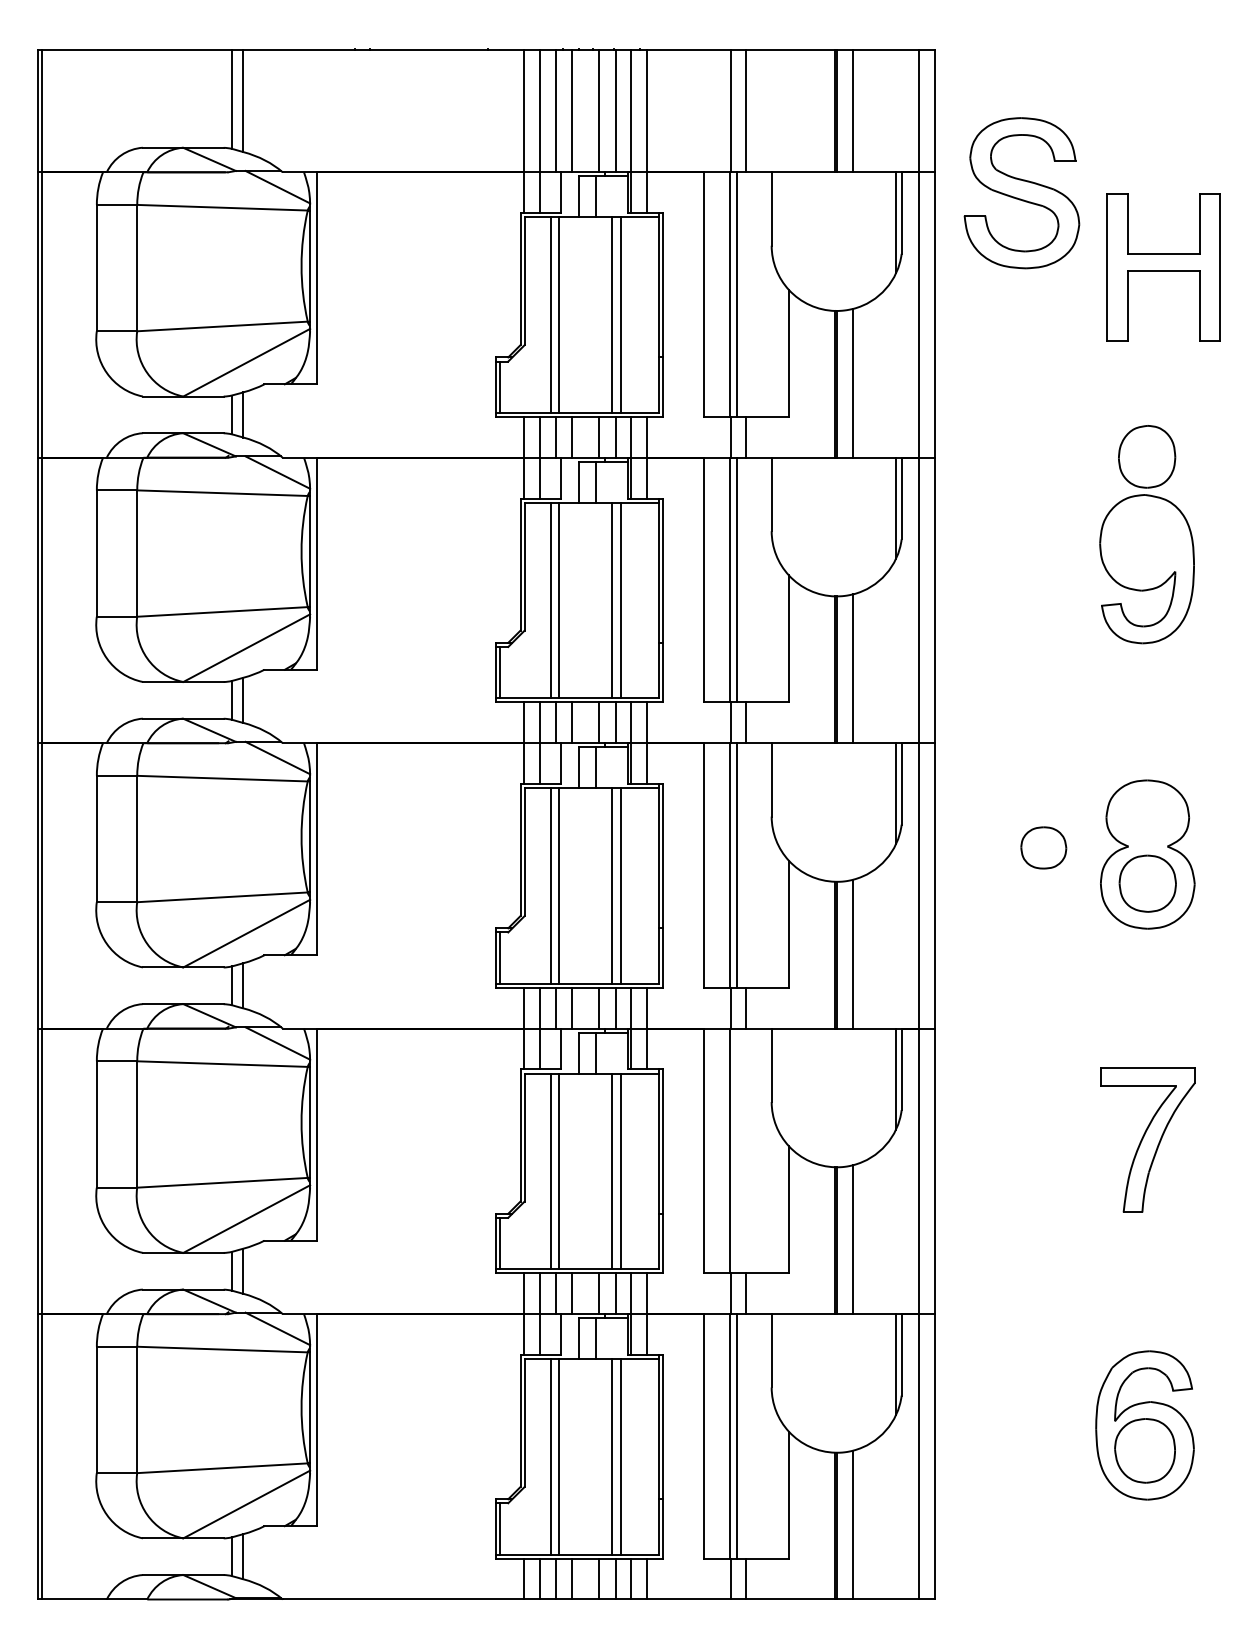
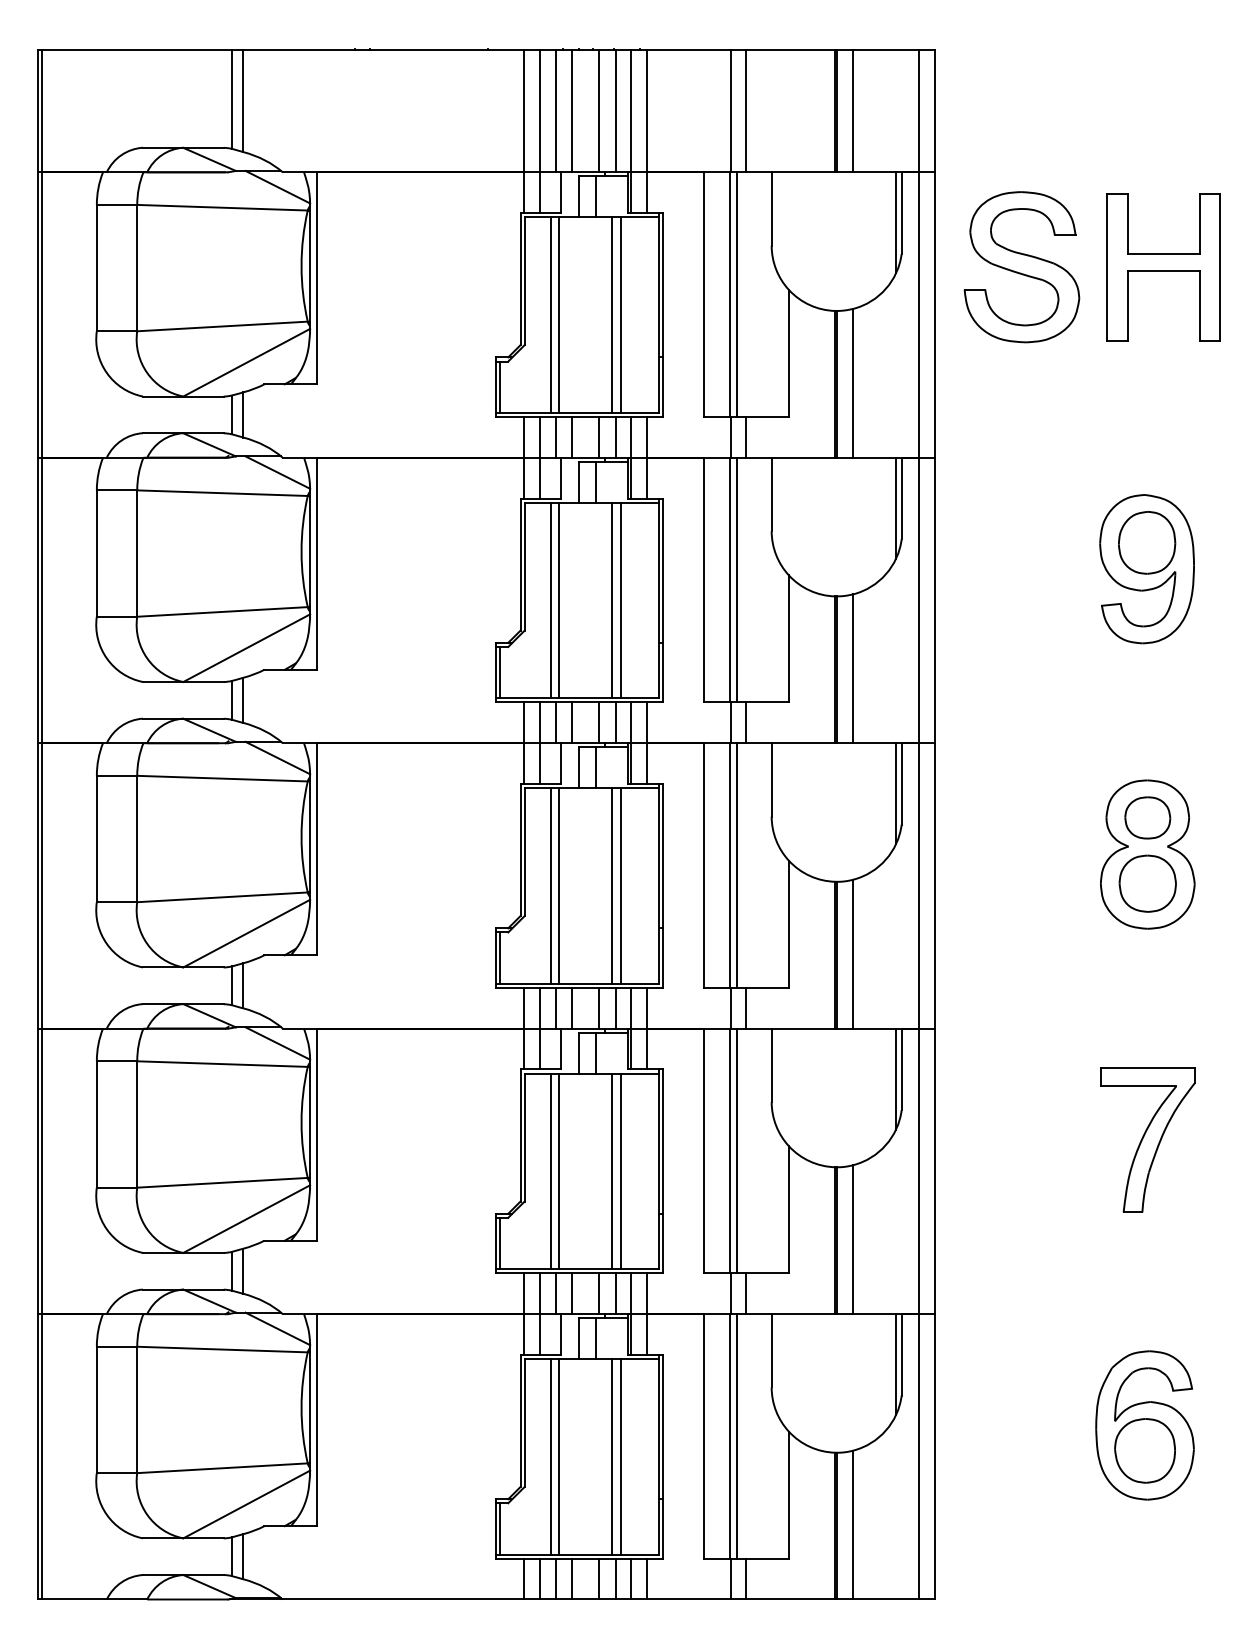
part position: (1021, 193) -> (1021, 267) (1021, 267)
part position: (1147, 456) -> (1147, 542) (1147, 542)
part position: (1043, 847) -> (1147, 817) (1147, 817)
line: none -> present (736, 1150)
